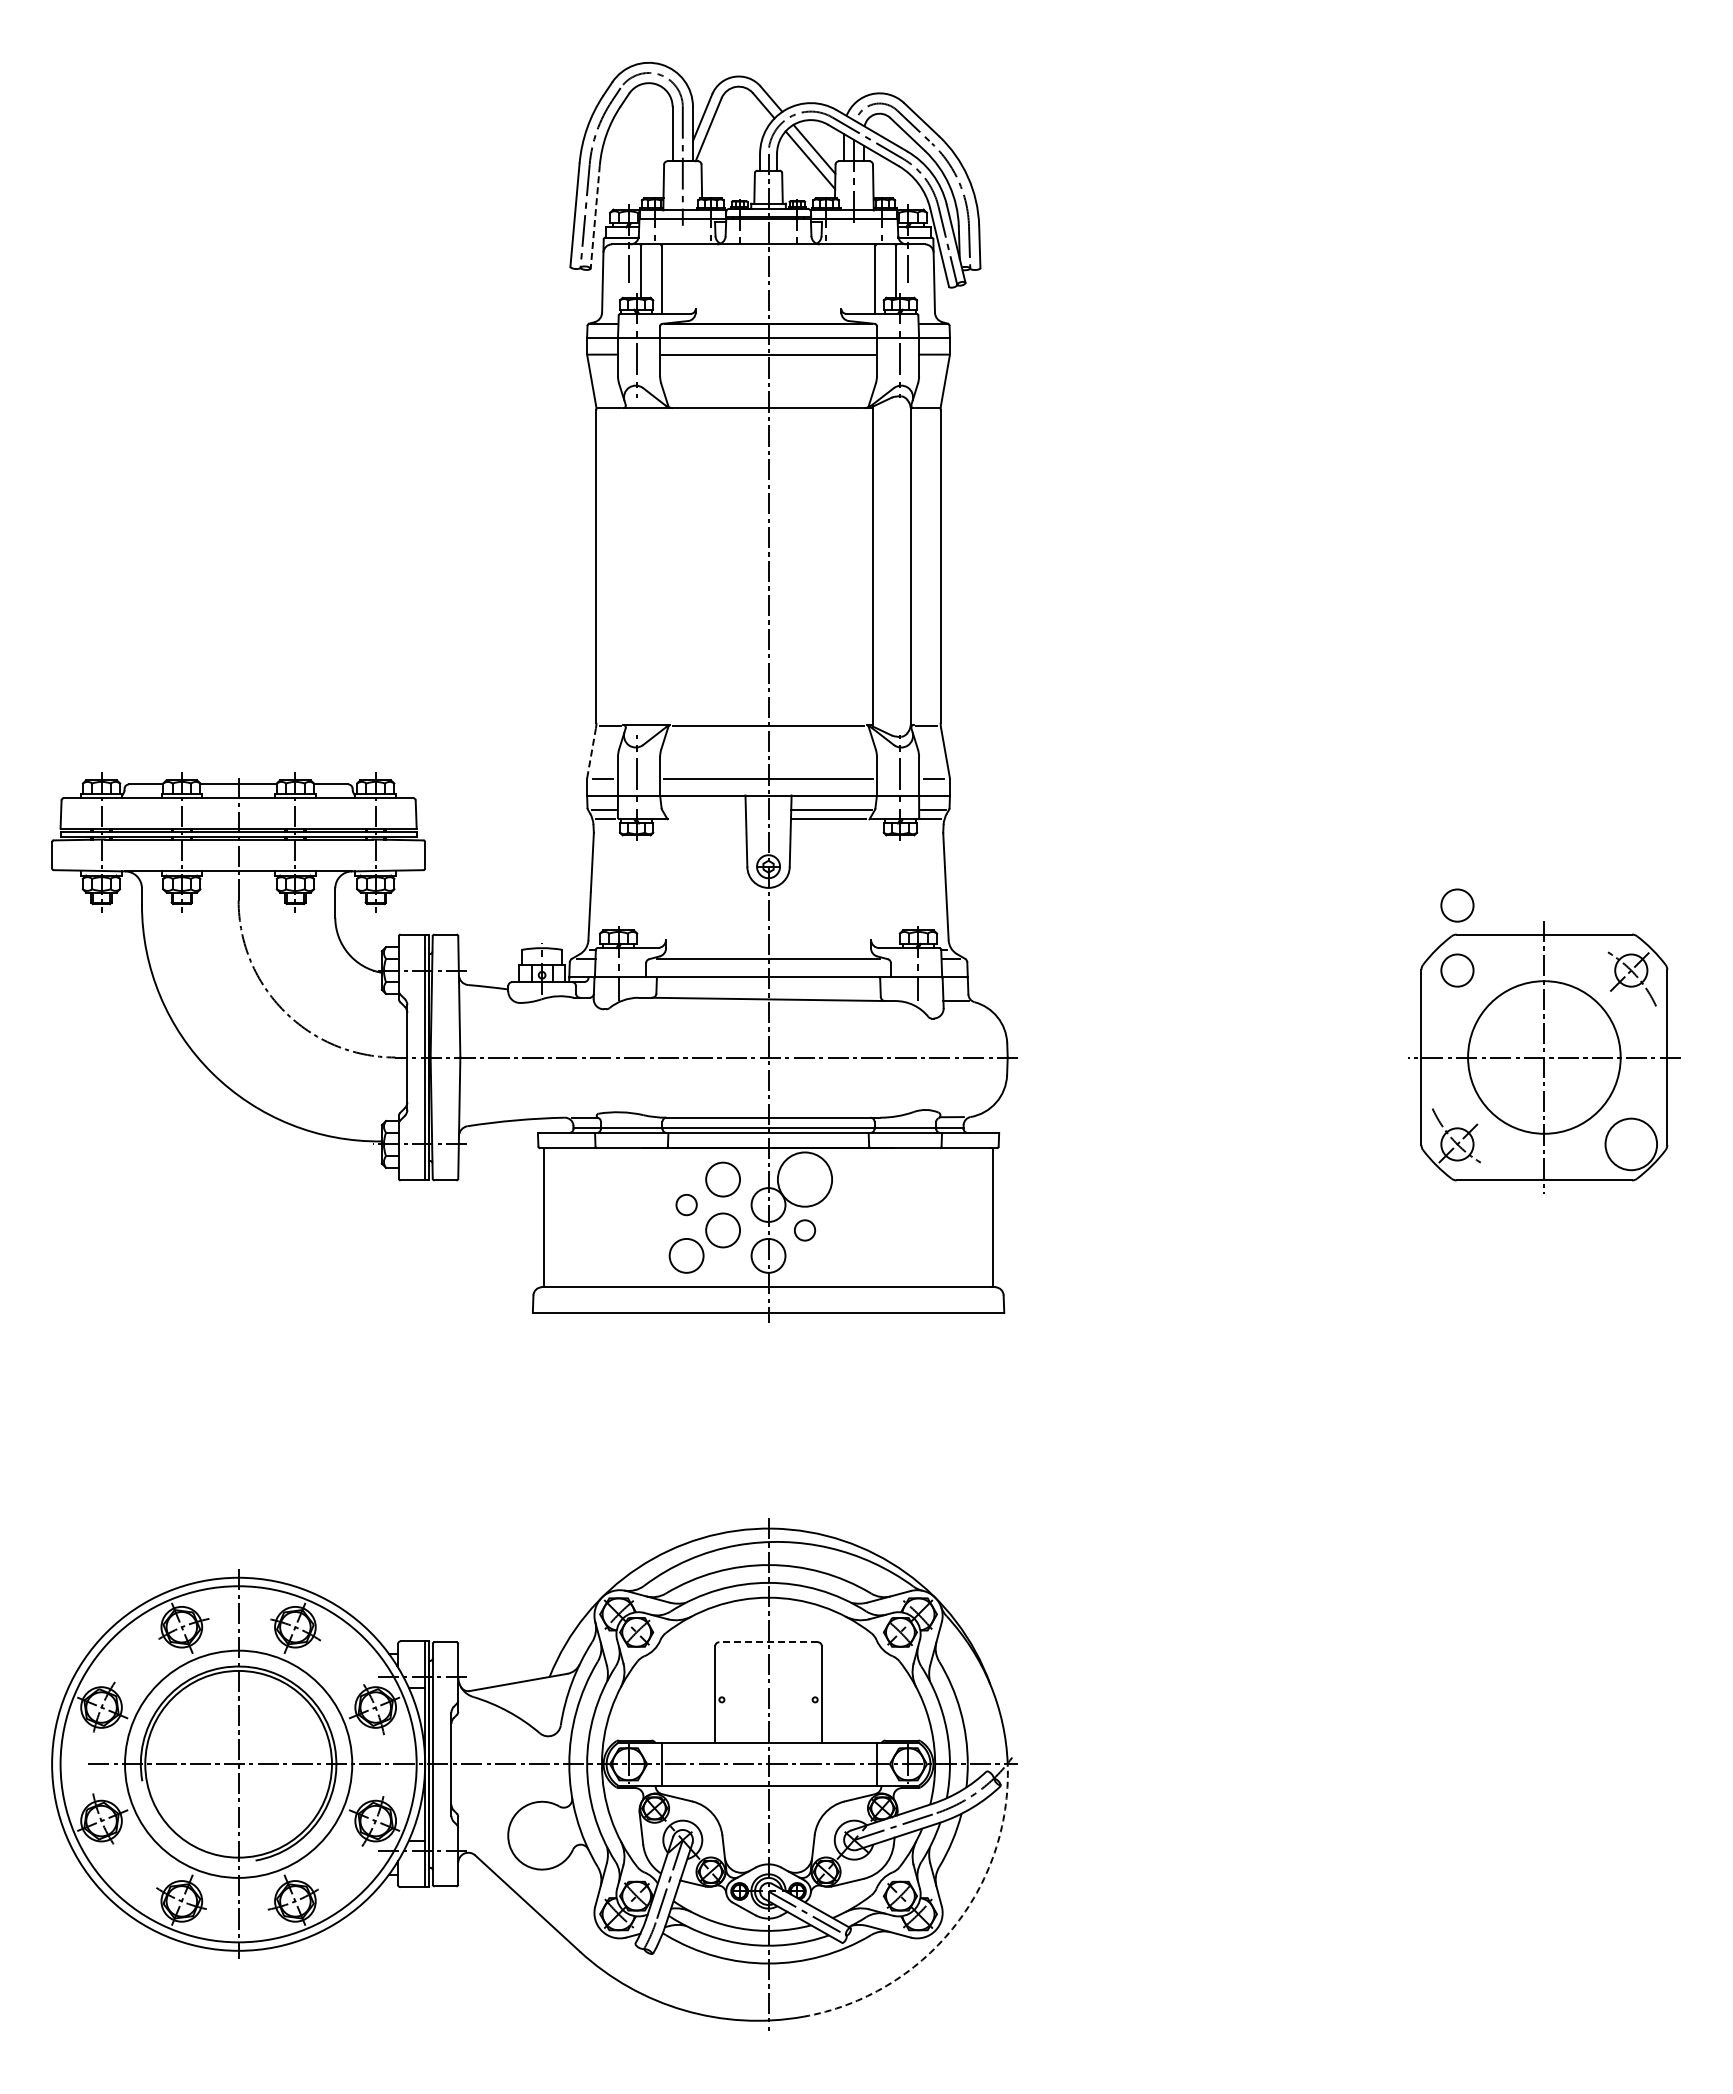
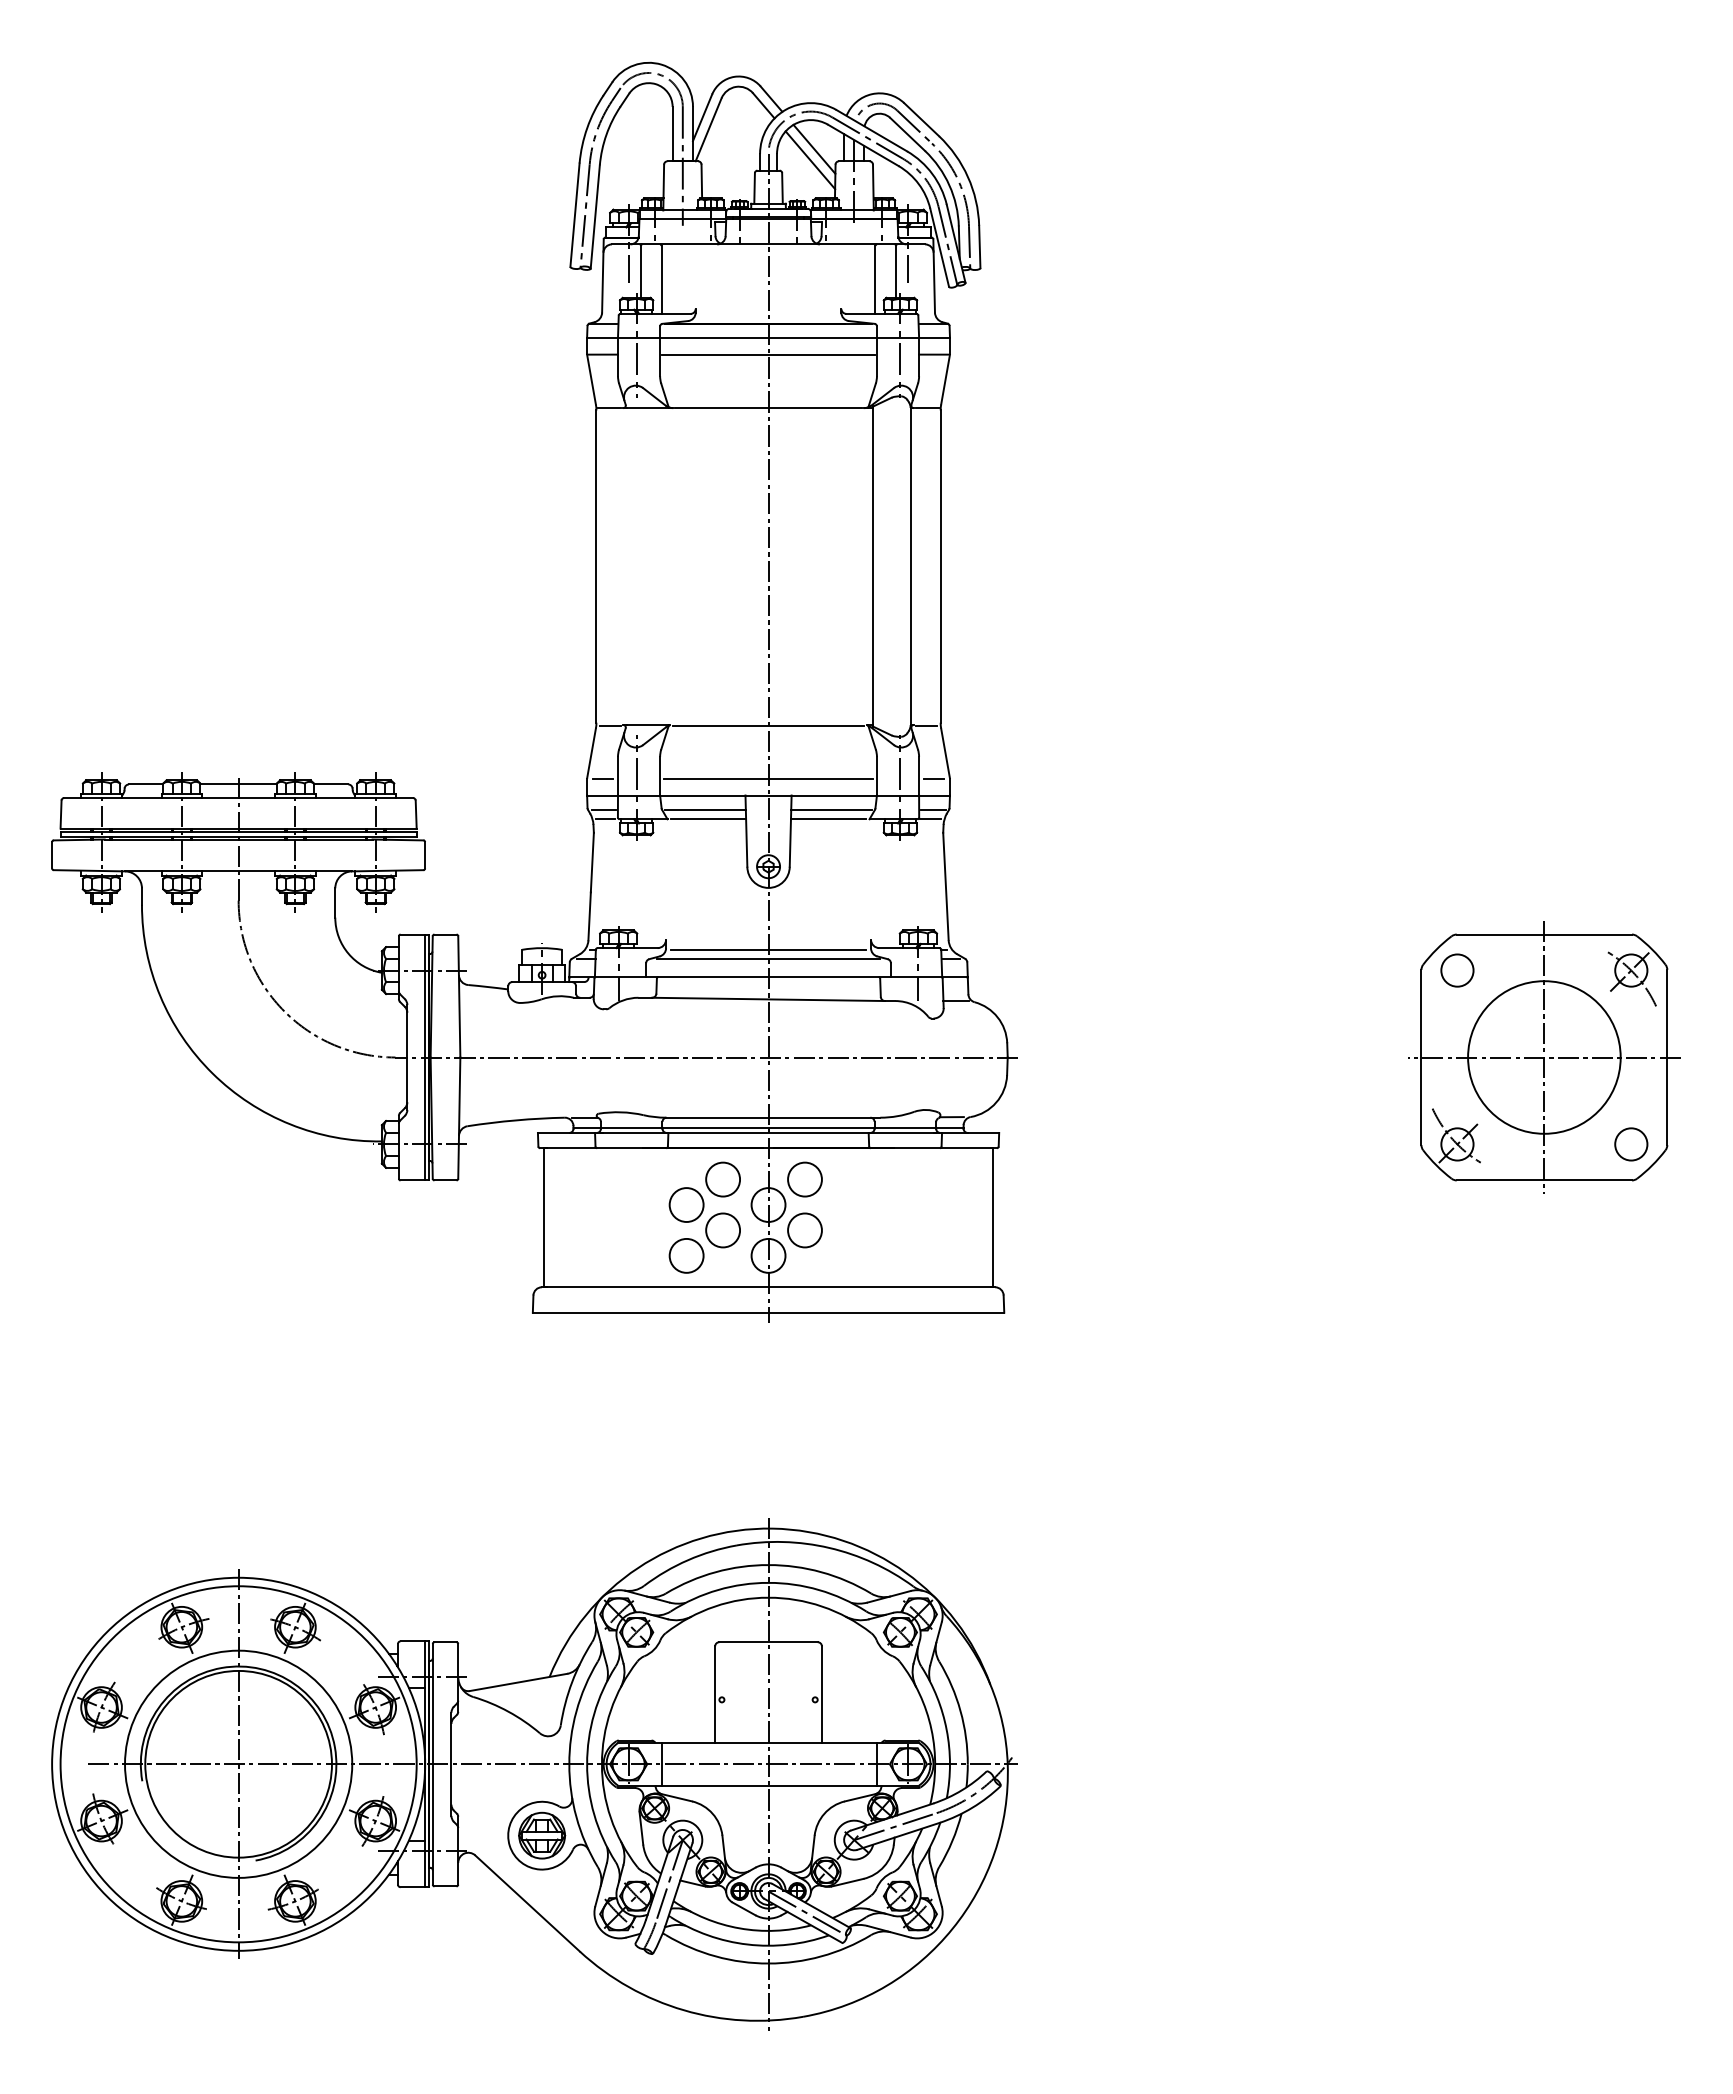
line: dashed -> solid (595, 216)
line: dashed -> solid (591, 752)
line: none -> present (705, 810)
line: none -> present (708, 818)
circle: present -> none (1457, 905)
line: none -> present (768, 950)
circle diameter: 52 px -> 32 px (1631, 1144)
circle diameter: 54 px -> 34 px (804, 1179)
circle diameter: 20 px -> 34 px (686, 1204)
circle diameter: 20 px -> 34 px (804, 1230)
line: dashed -> solid (768, 1642)
part: none -> present (542, 1835)
arc: dashed -> solid (952, 1928)
